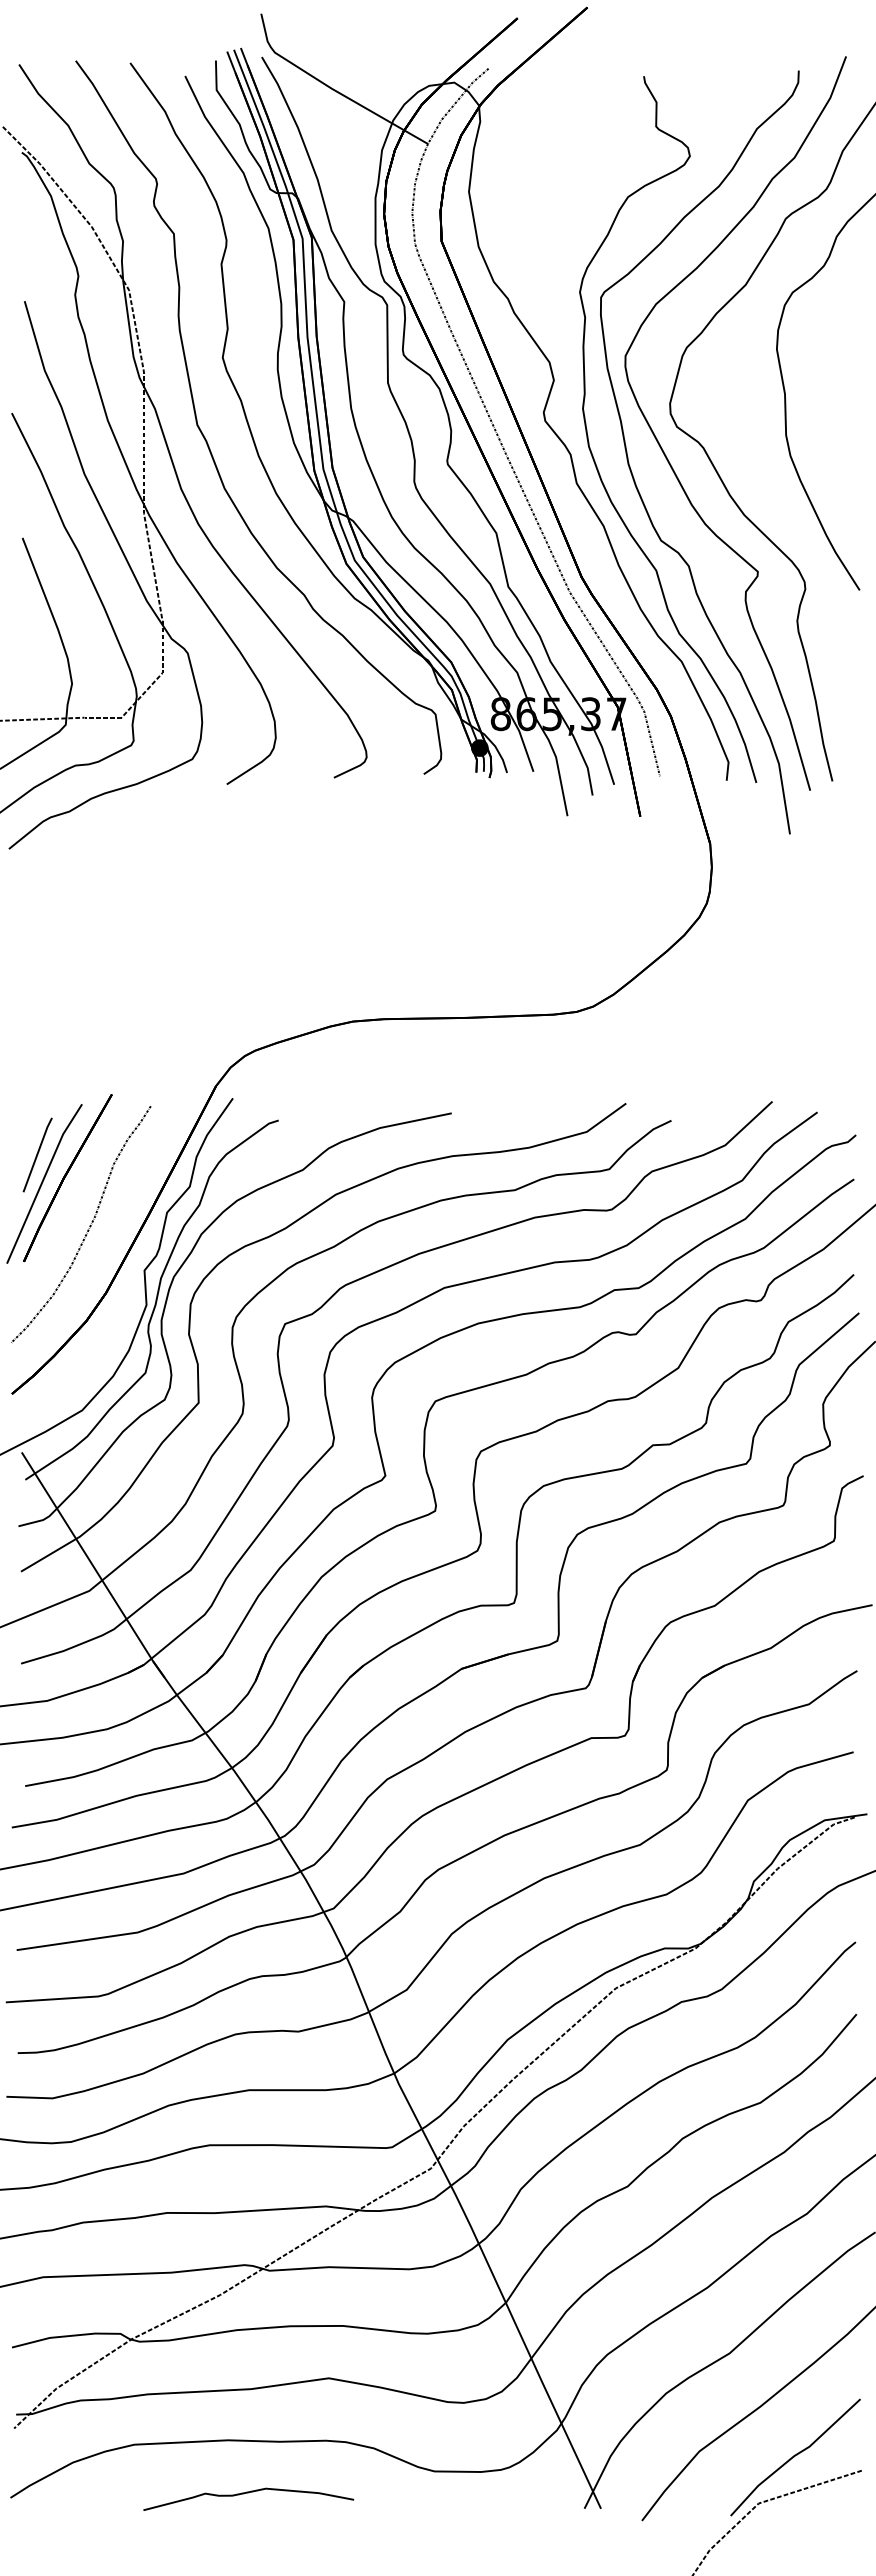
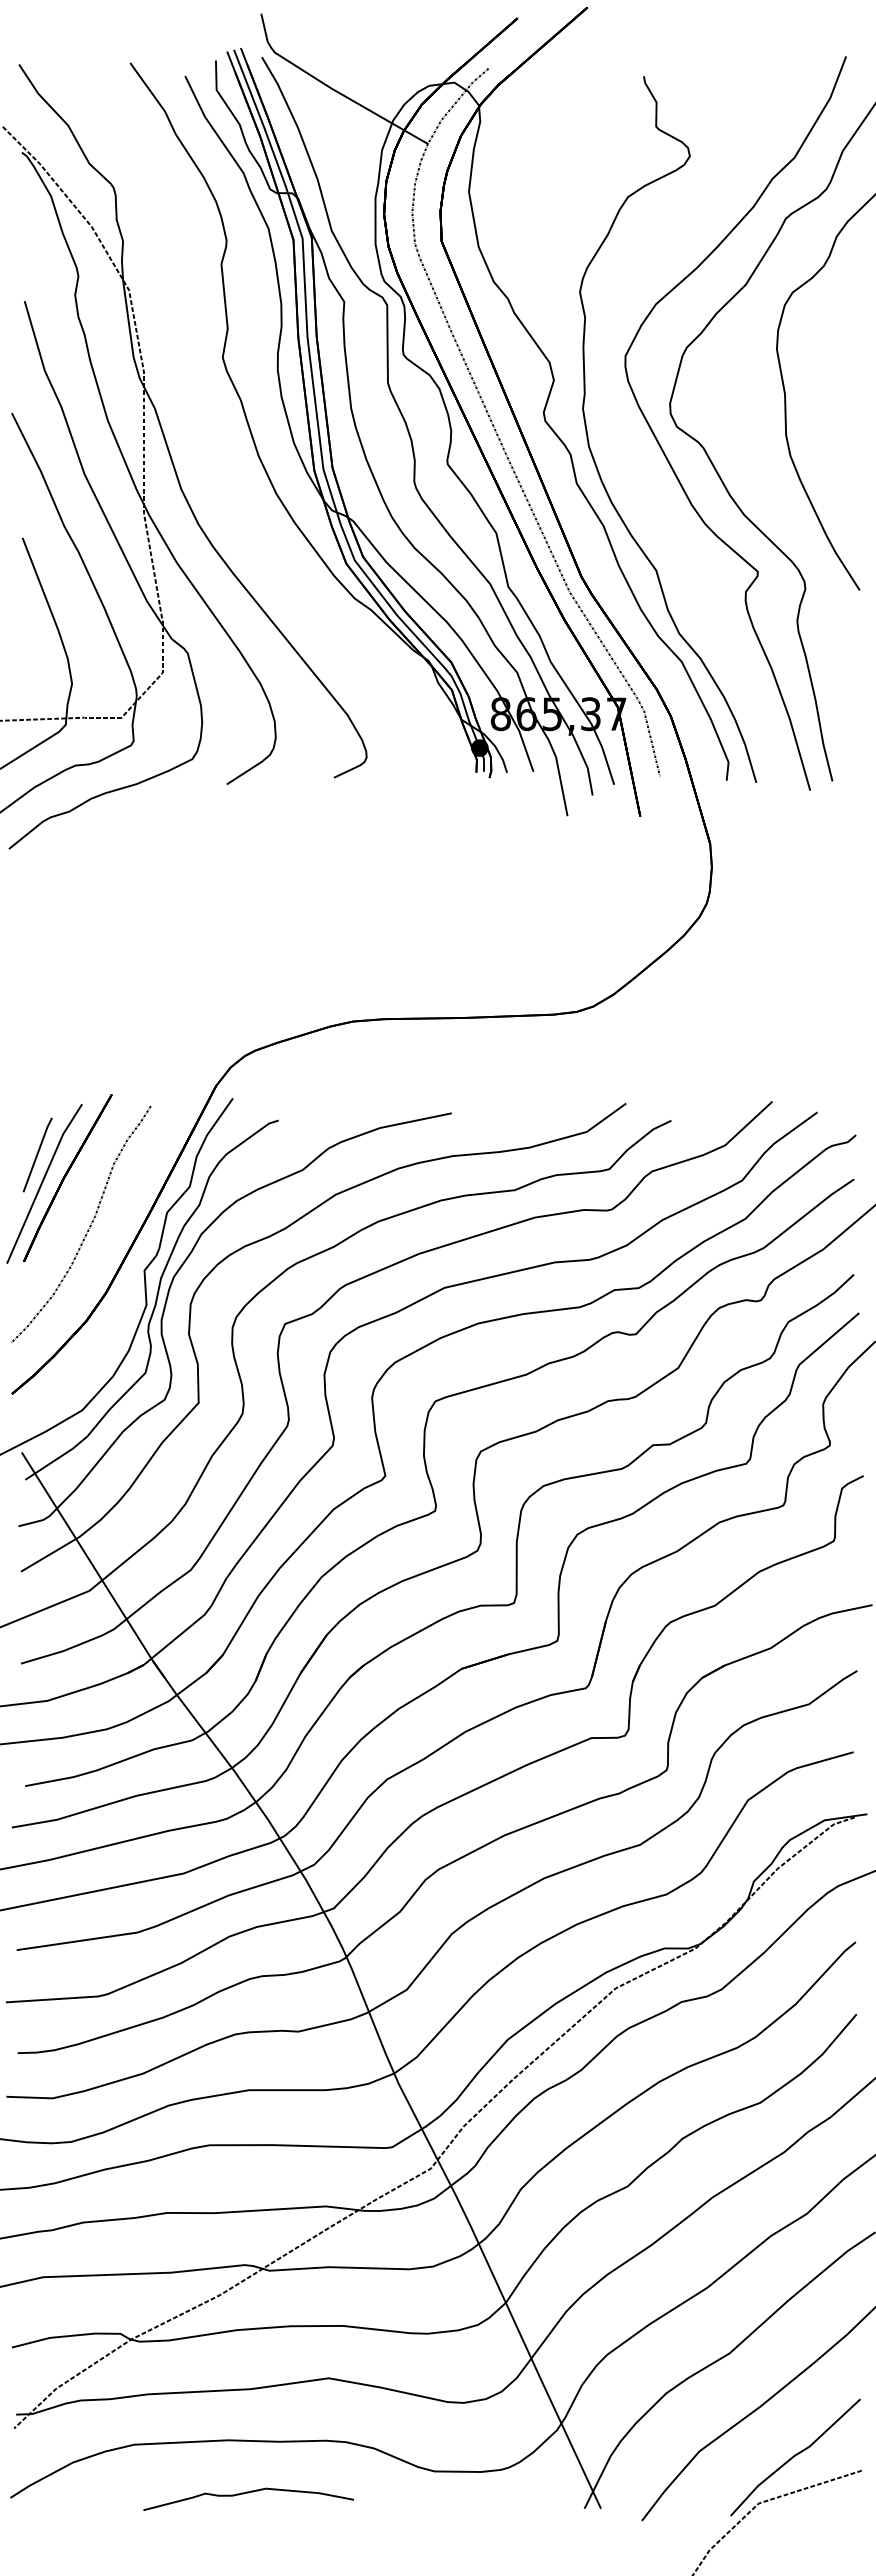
part: present -> none (208, 443)
curve: present -> none (633, 475)
